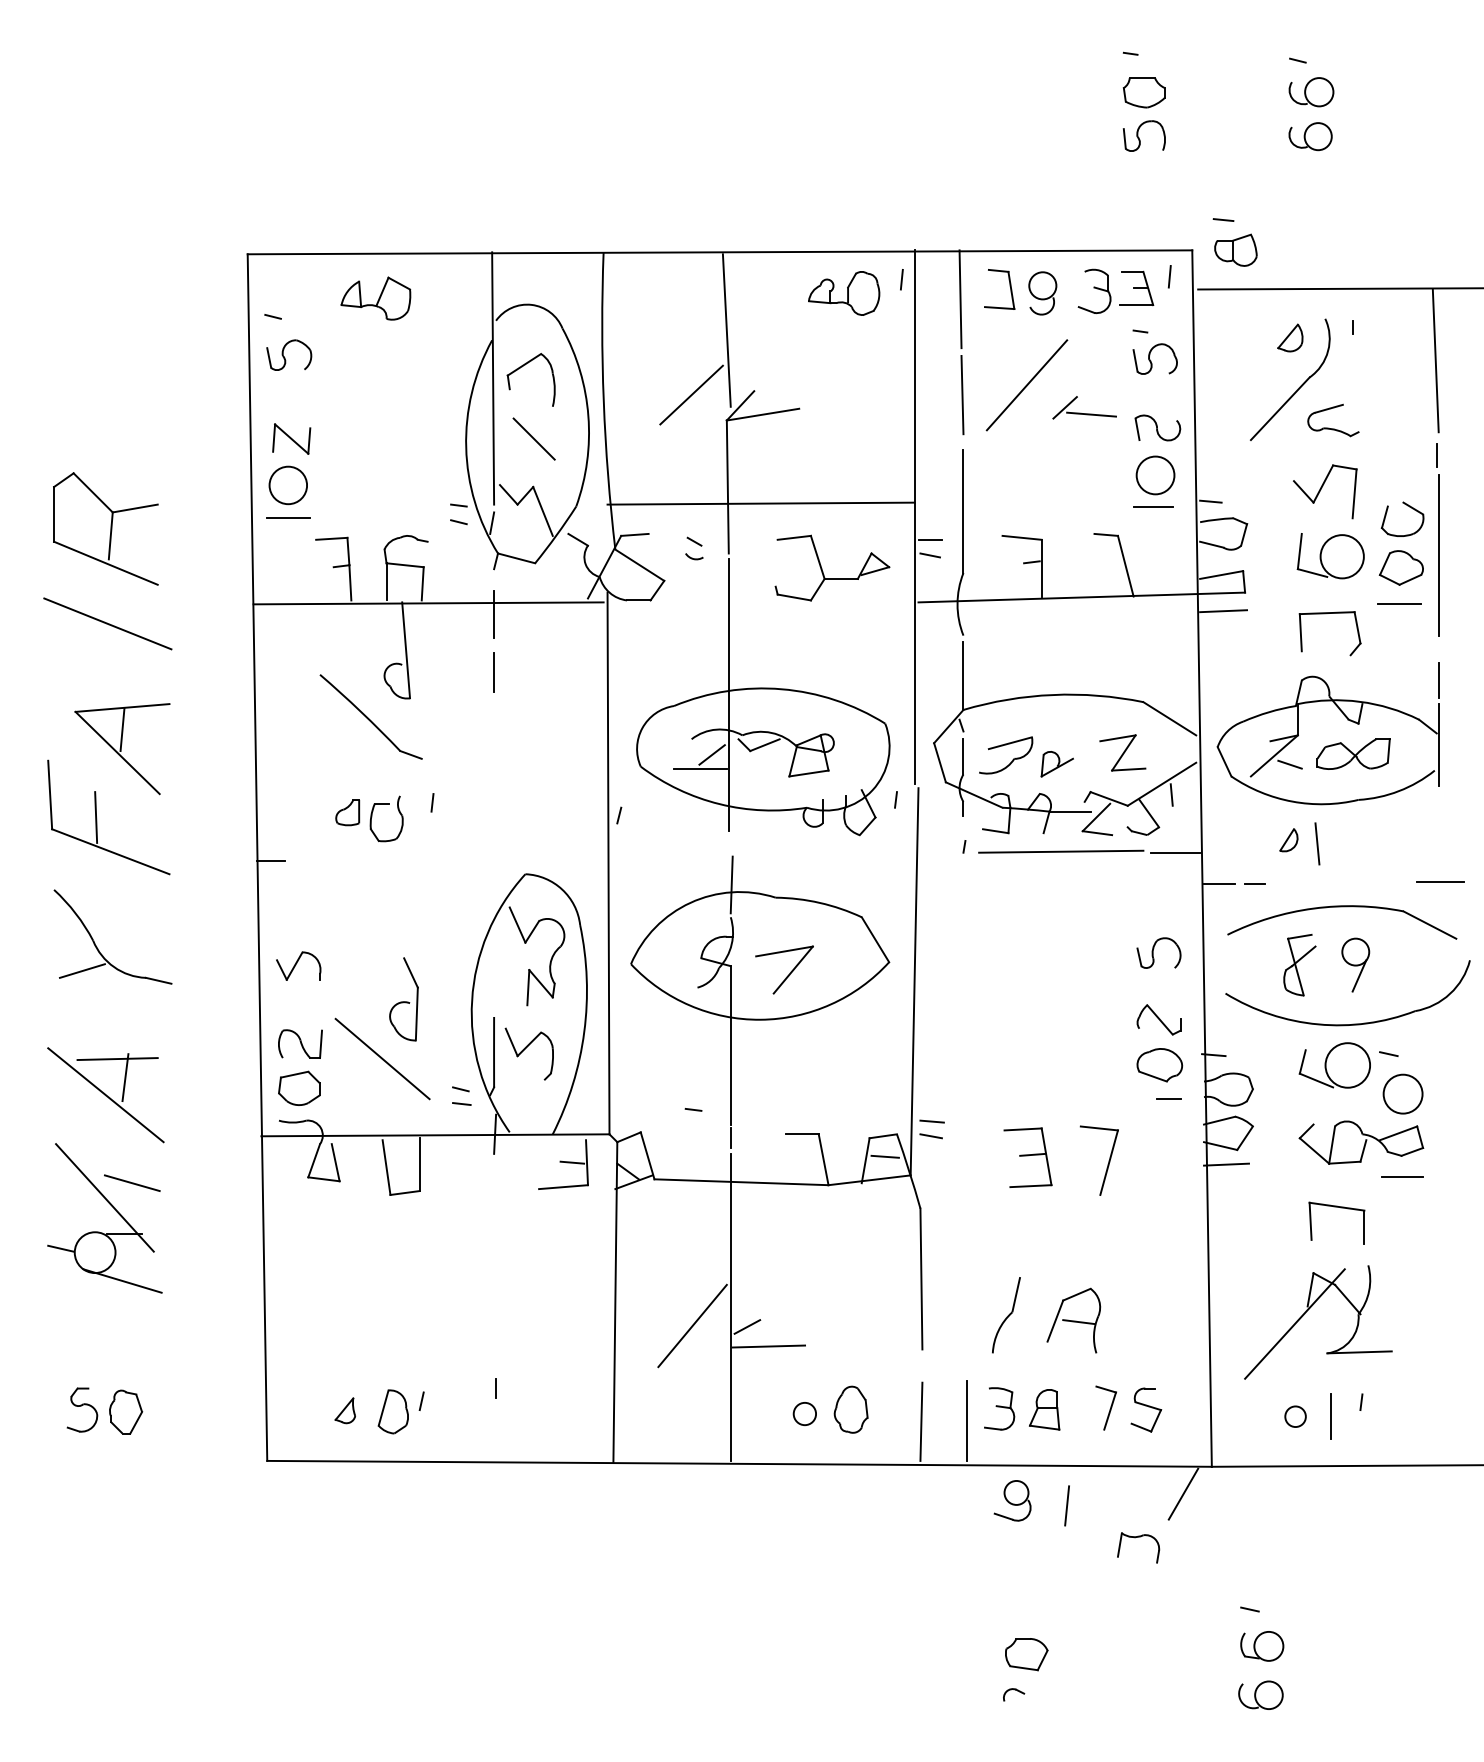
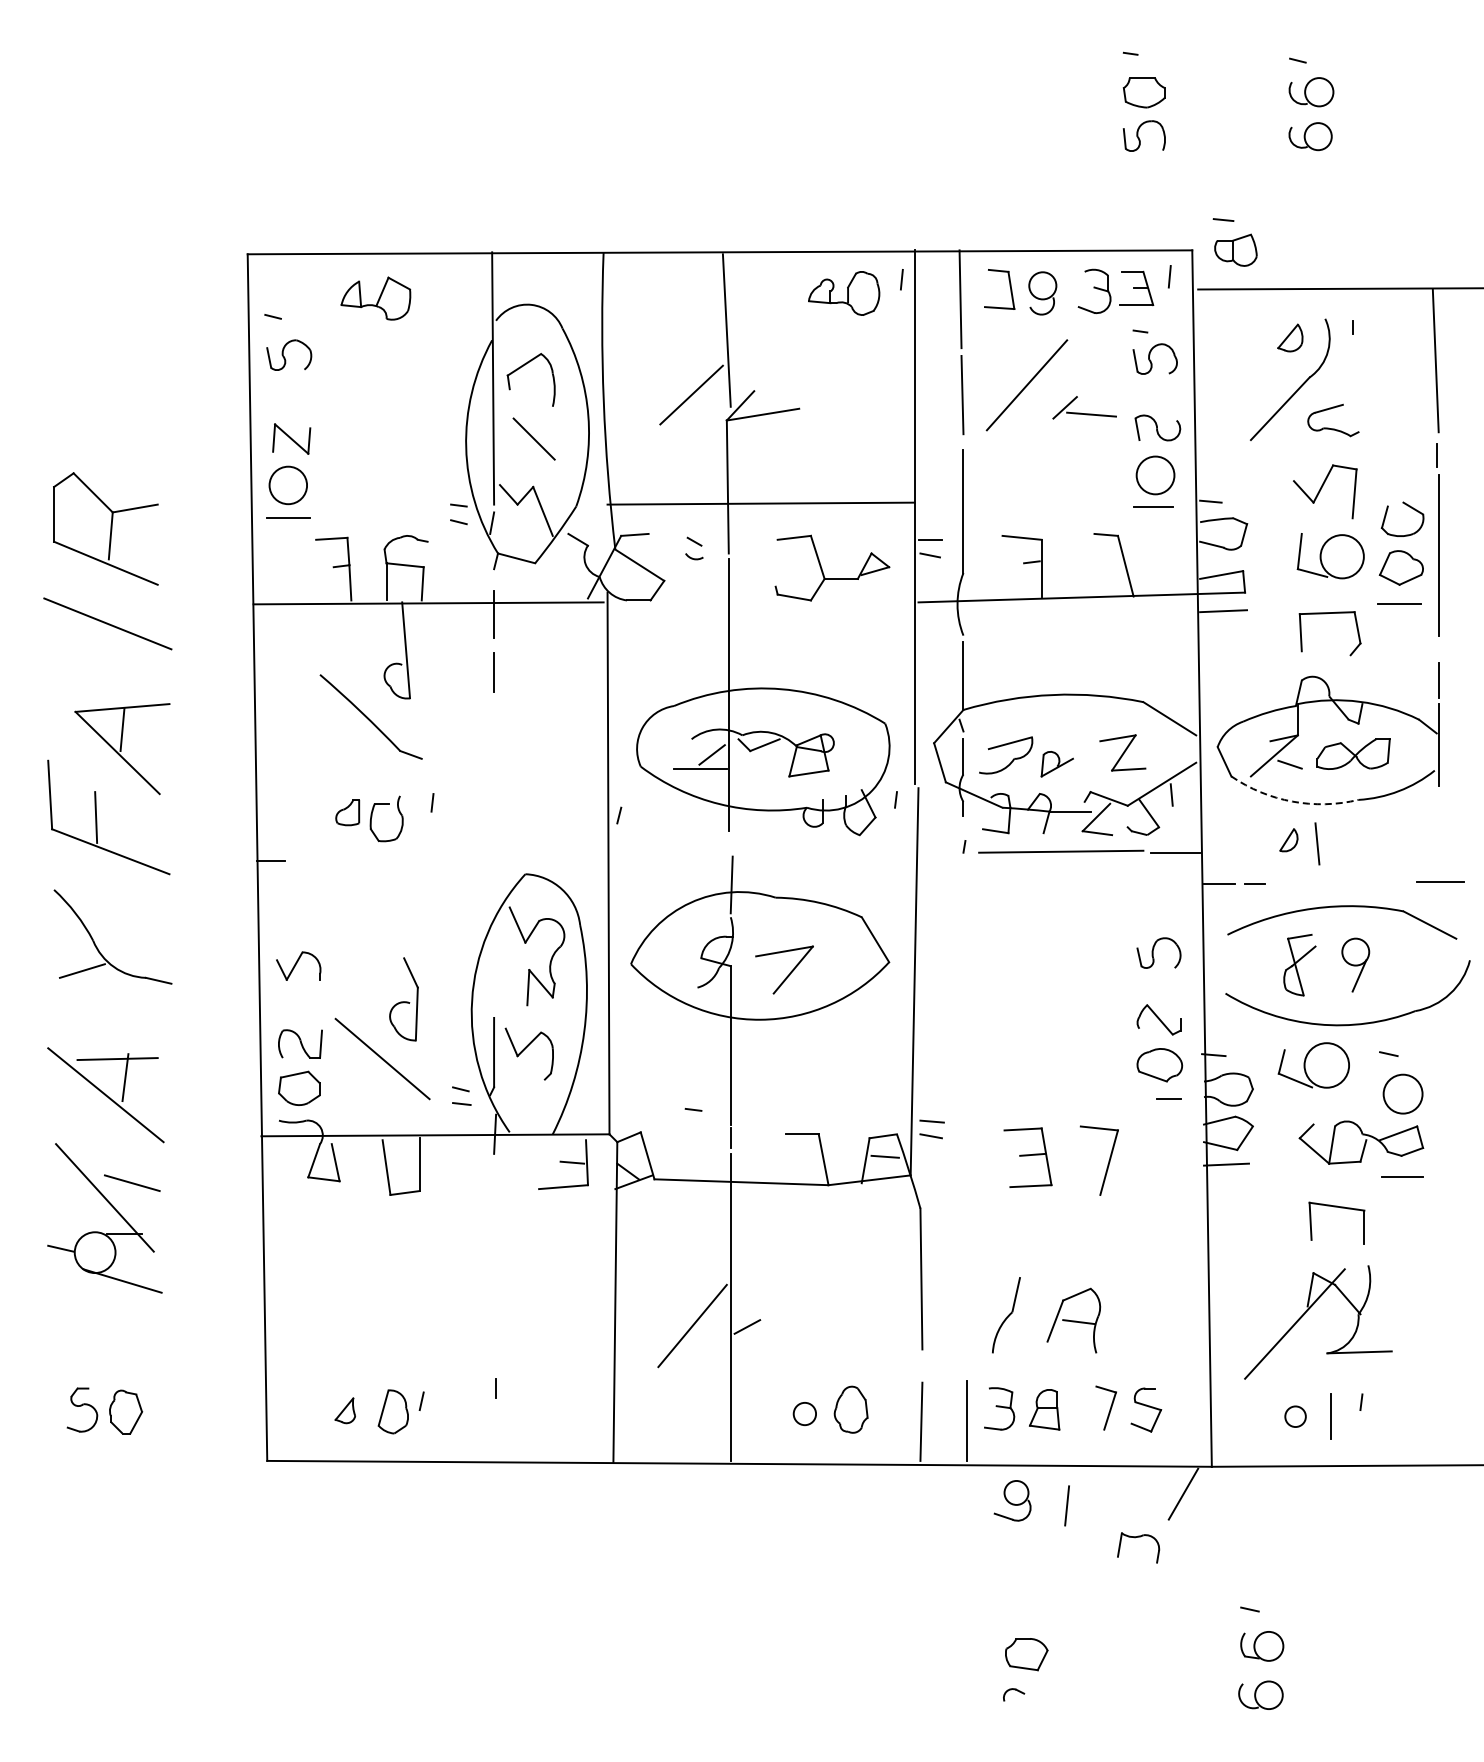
arc: solid -> dashed (1292, 801)
part position: (1334, 1065) -> (1313, 1065) (1313, 1065)
line: present -> none (768, 1346)
